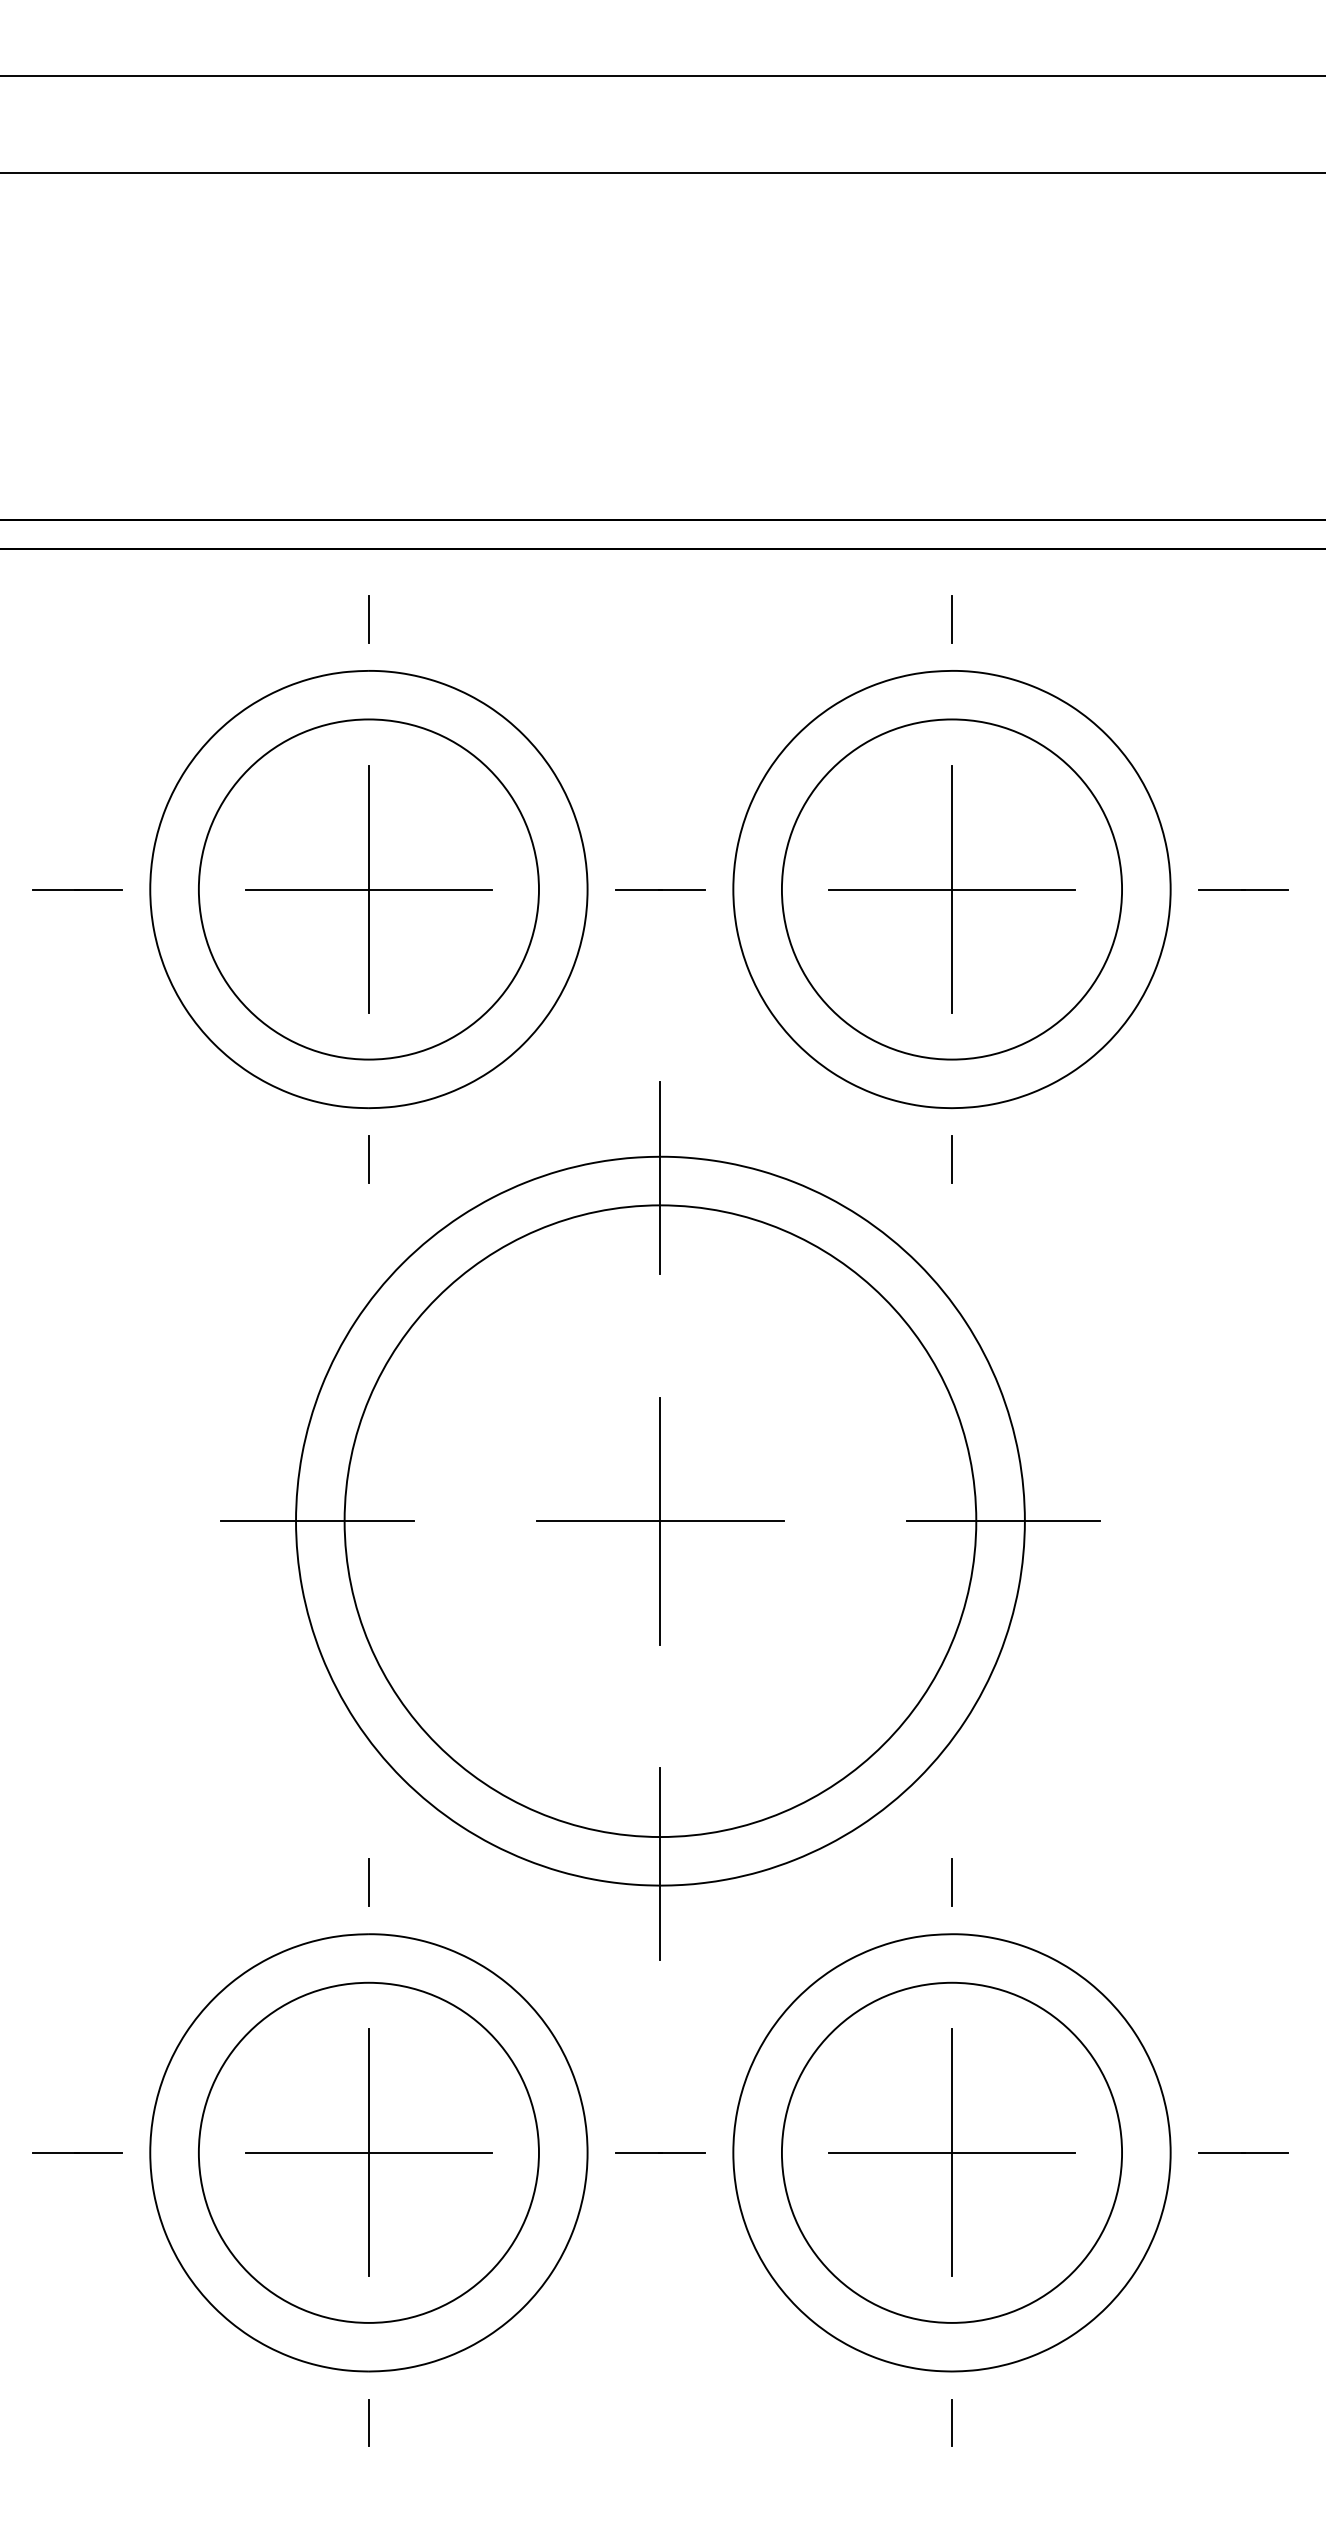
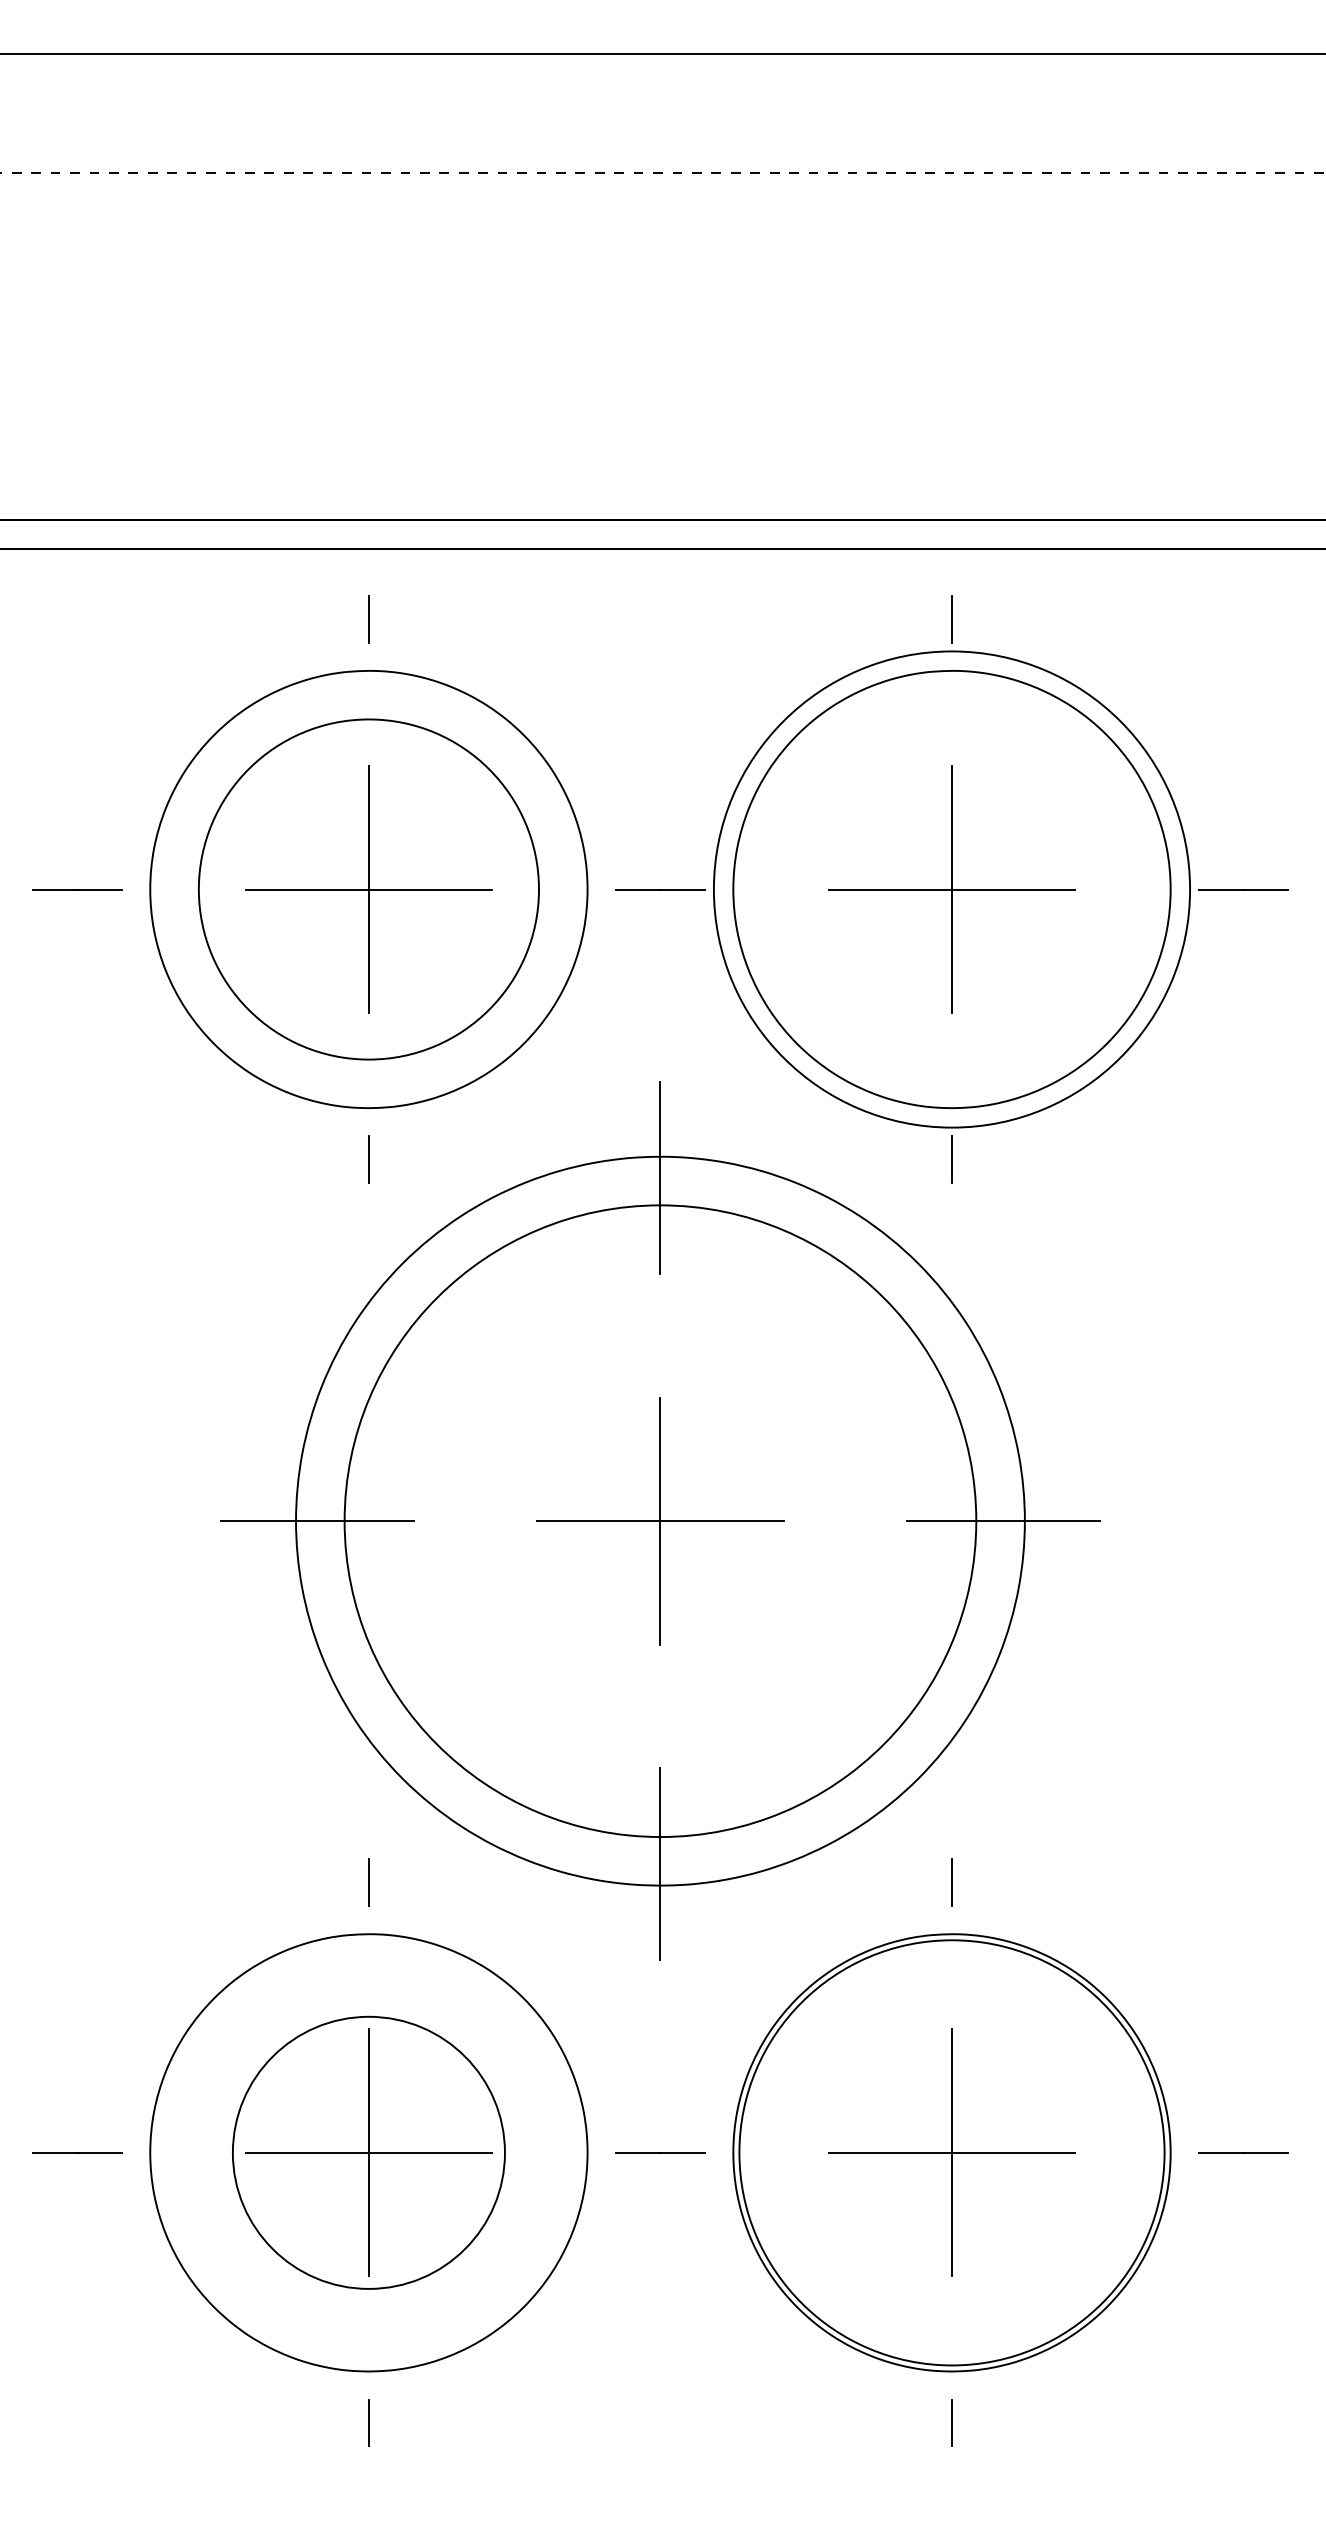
line position: (662, 75) -> (662, 53) (662, 53)
line: solid -> dashed (663, 172)
circle diameter: 340 px -> 476 px (951, 889)
circle diameter: 340 px -> 272 px (368, 2152)
circle diameter: 340 px -> 425 px (951, 2152)
